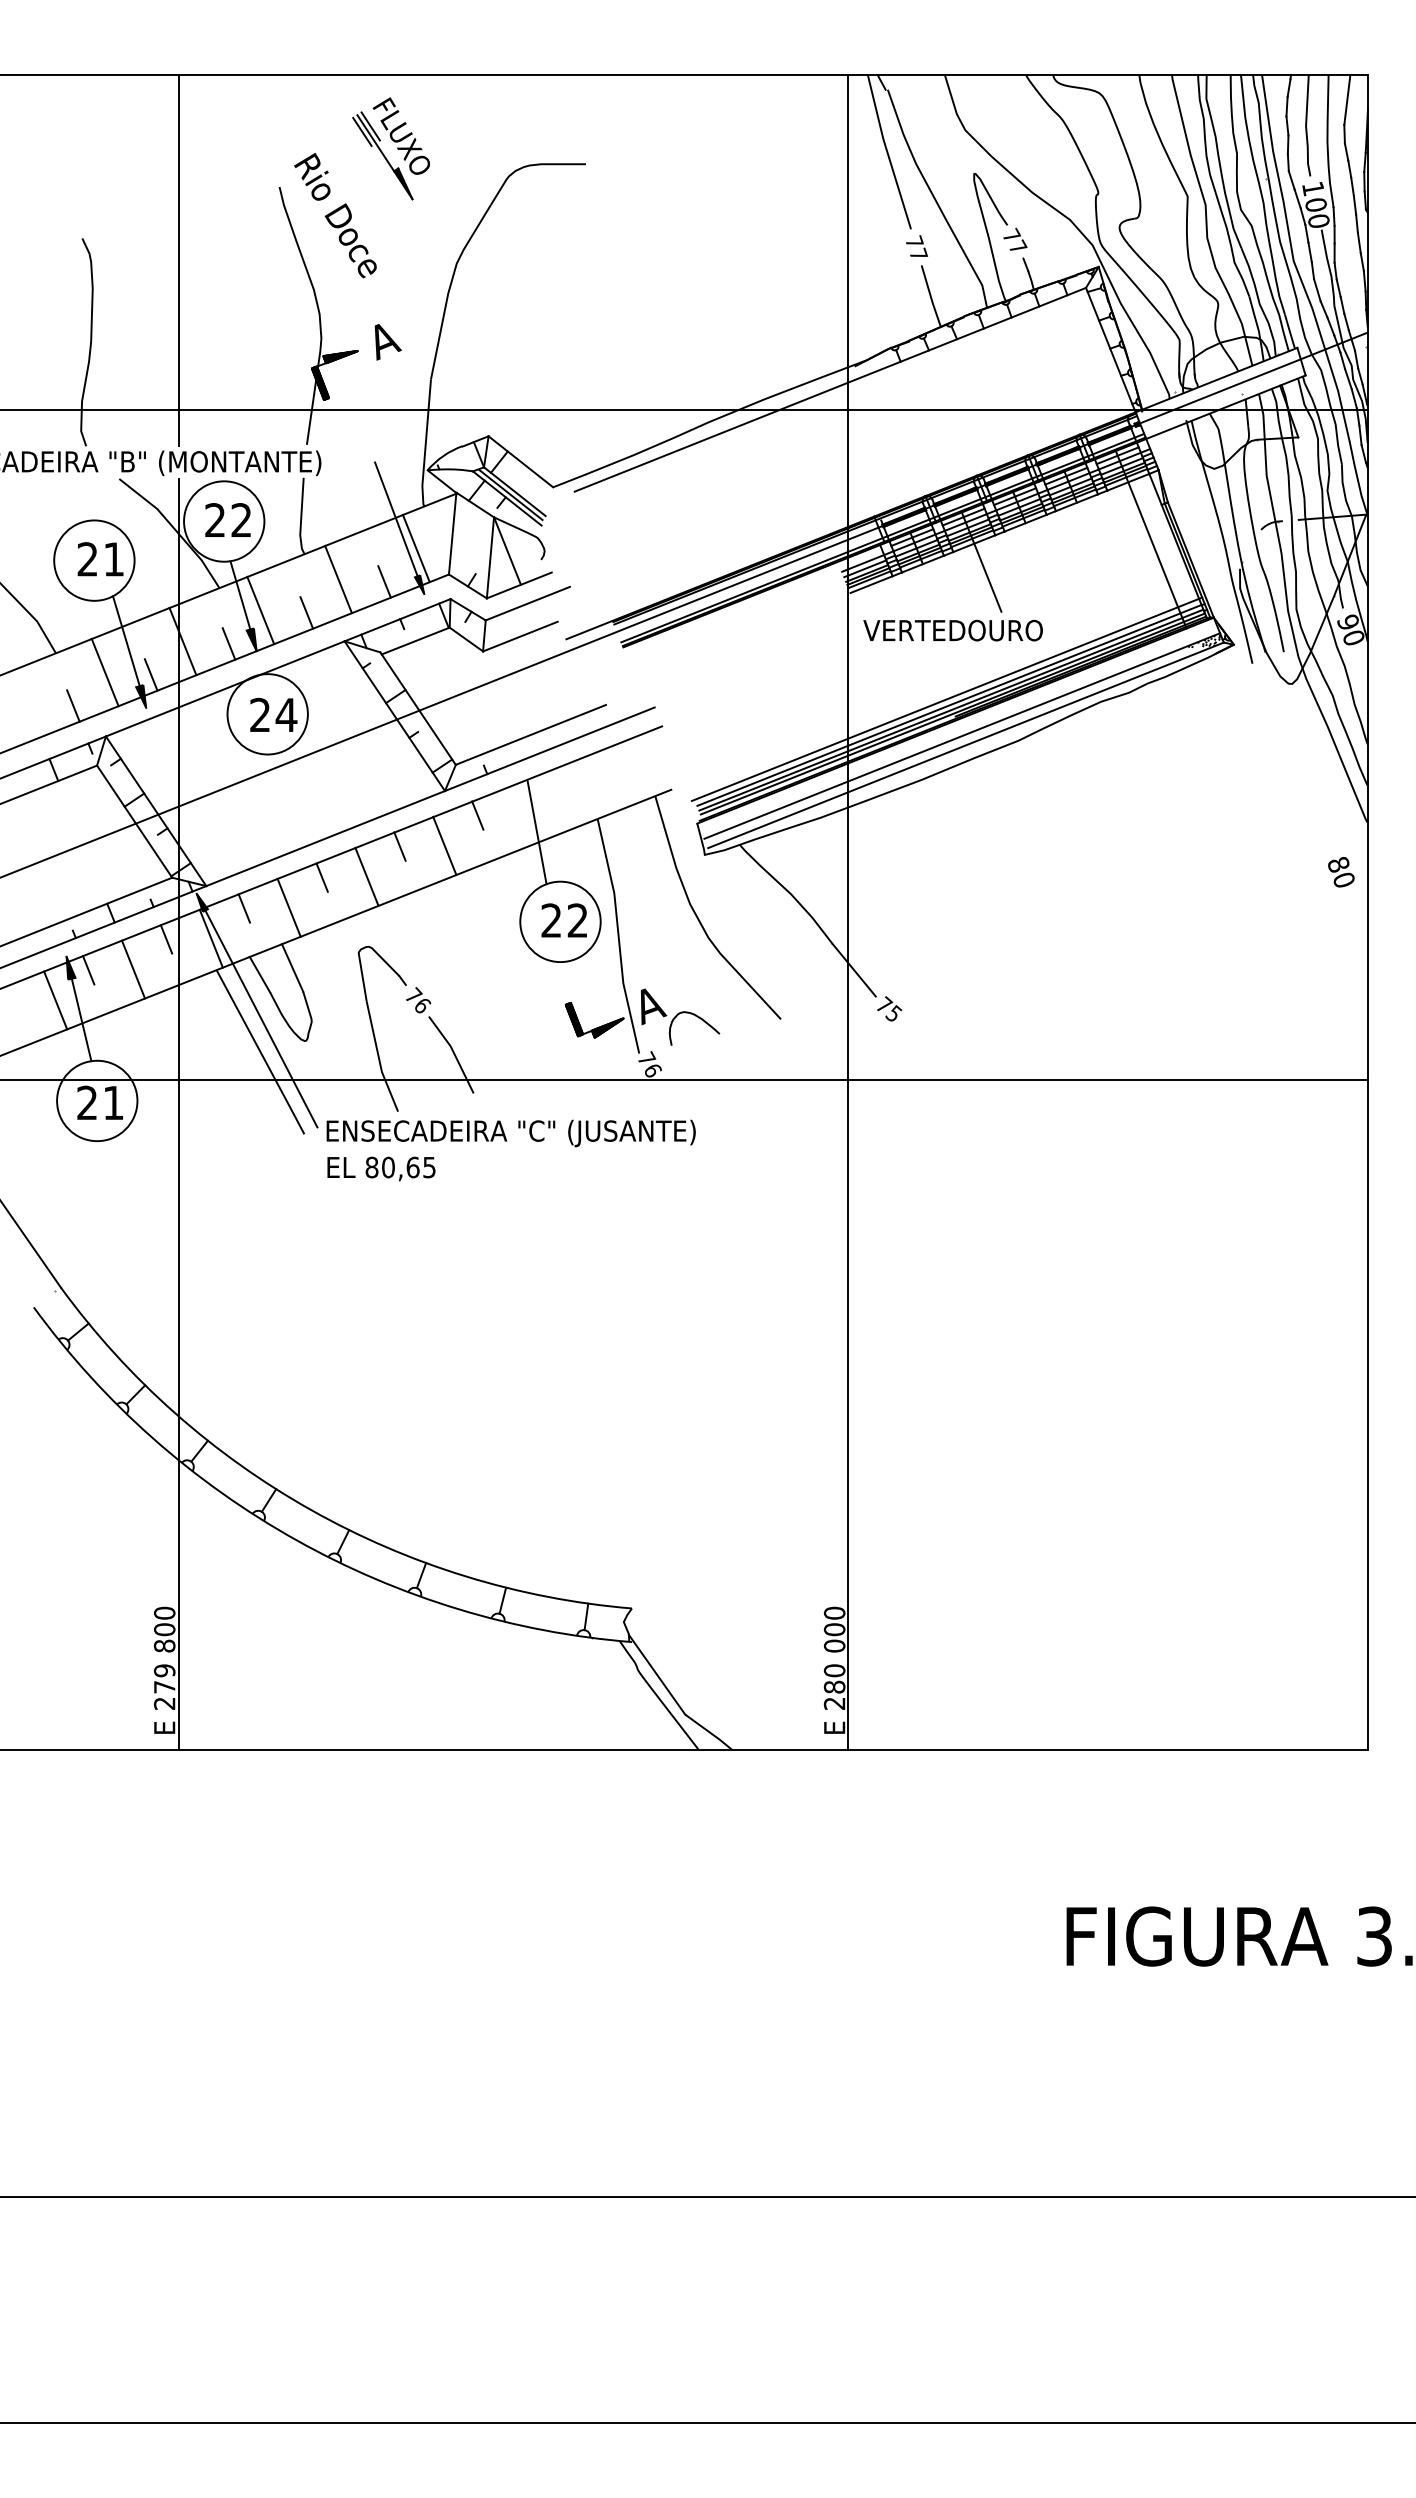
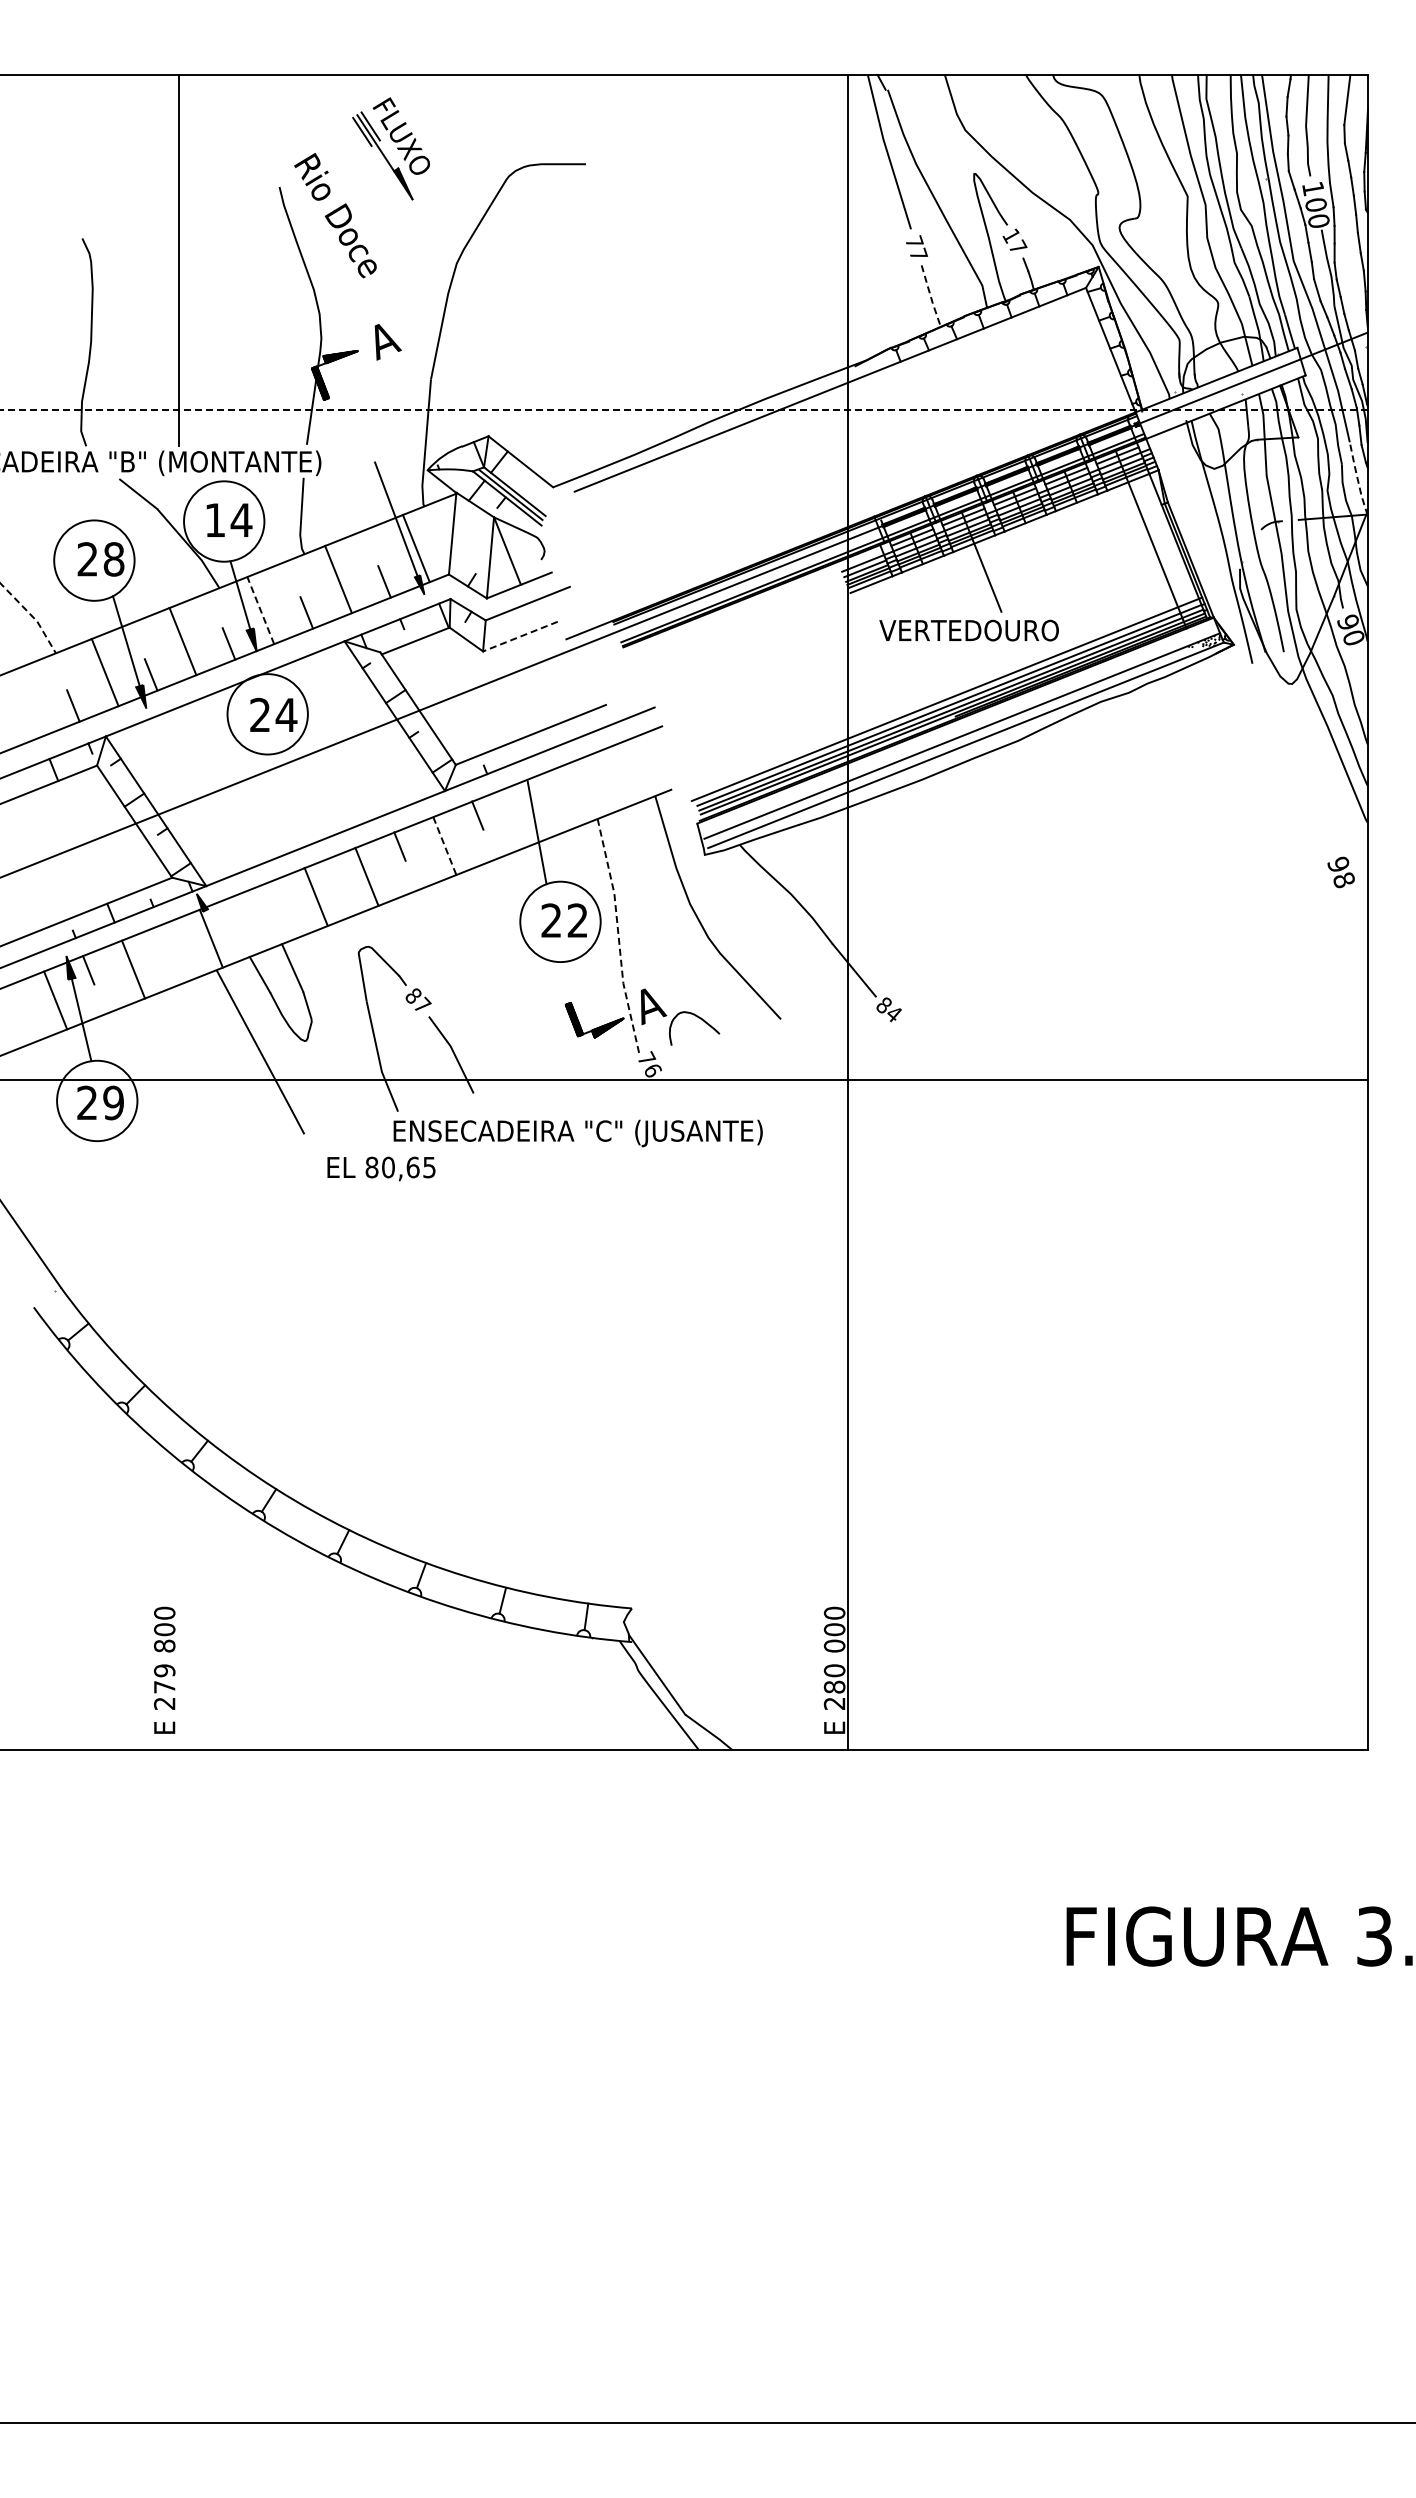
text: 77 -> 17 (1011, 235)
line: solid -> dashed (930, 296)
line: solid -> dashed (683, 409)
line: solid -> dashed (1357, 478)
text: 22 -> 14 (228, 519)
text: 21 -> 28 (113, 559)
line: solid -> dashed (260, 610)
line: solid -> dashed (32, 616)
text position: (952, 630) -> (968, 630) (968, 630)
line: solid -> dashed (519, 636)
line: solid -> dashed (444, 845)
text: 80 -> 98 (1340, 872)
line: present -> none (321, 877)
line position: (288, 907) -> (315, 896) (315, 896)
line: present -> none (244, 908)
line: solid -> dashed (618, 935)
line: present -> none (166, 939)
text: 76 -> 87 (418, 1000)
text: 75 -> 84 (889, 1009)
line: present -> none (256, 1010)
text: 21 -> 29 (113, 1102)
line: present -> none (178, 1114)
text position: (510, 1133) -> (577, 1133) (577, 1133)
line: present -> none (707, 2196)
